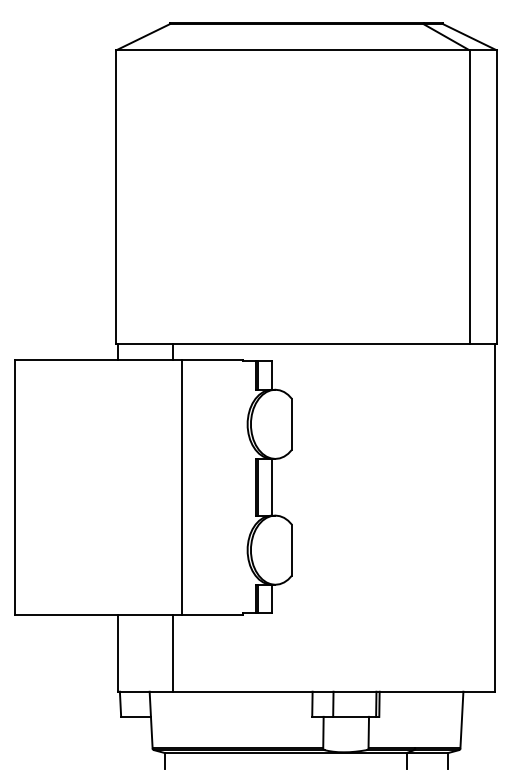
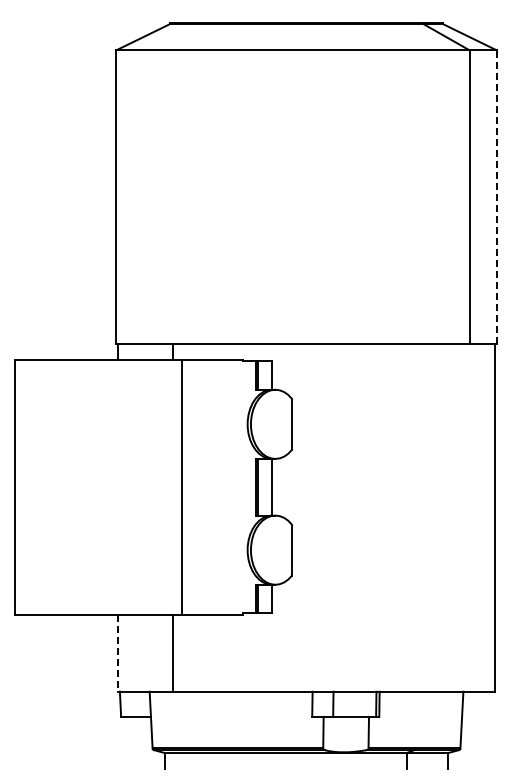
line: solid -> dashed (496, 197)
line: solid -> dashed (117, 653)
